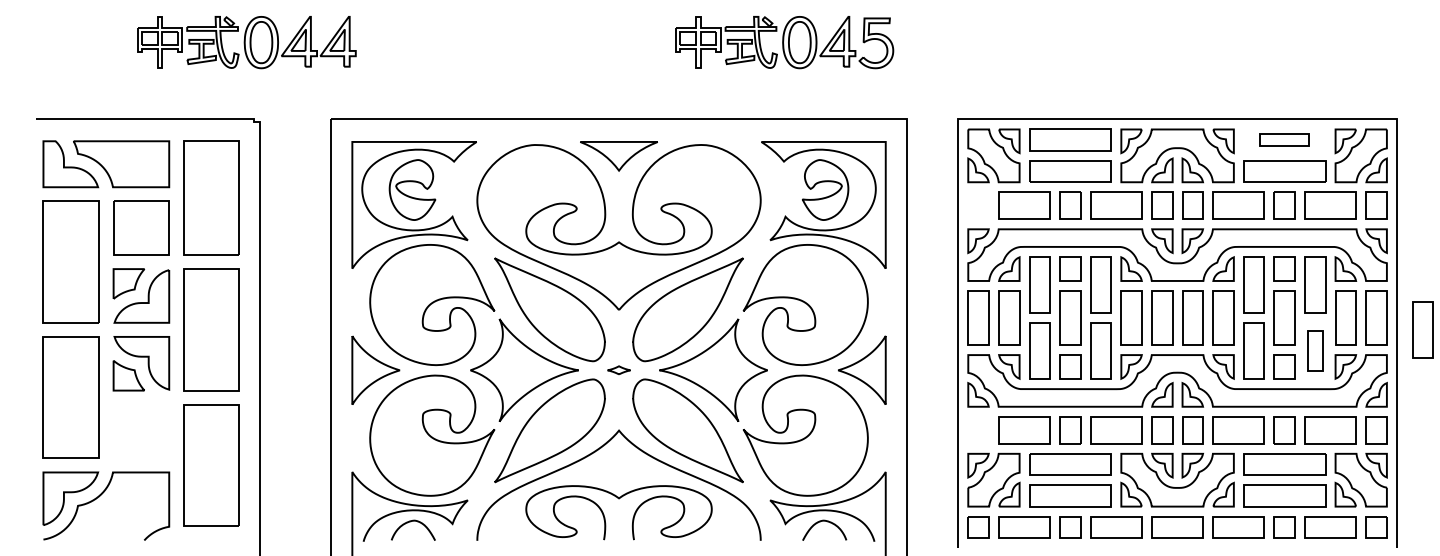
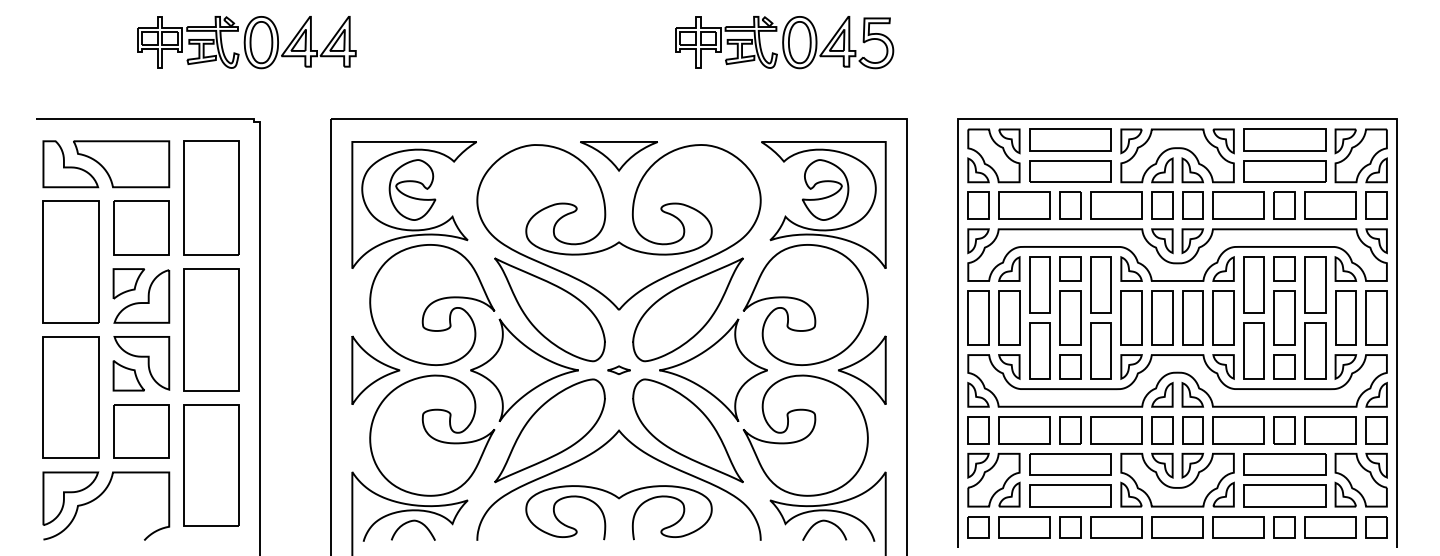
part size: 51x14 px -> 84x24 px (1284, 139)
part: none -> present (978, 205)
part: present -> none (1422, 329)
part size: 17x42 px -> 23x58 px (1315, 350)
part: none -> present (978, 430)
part: none -> present (141, 431)
